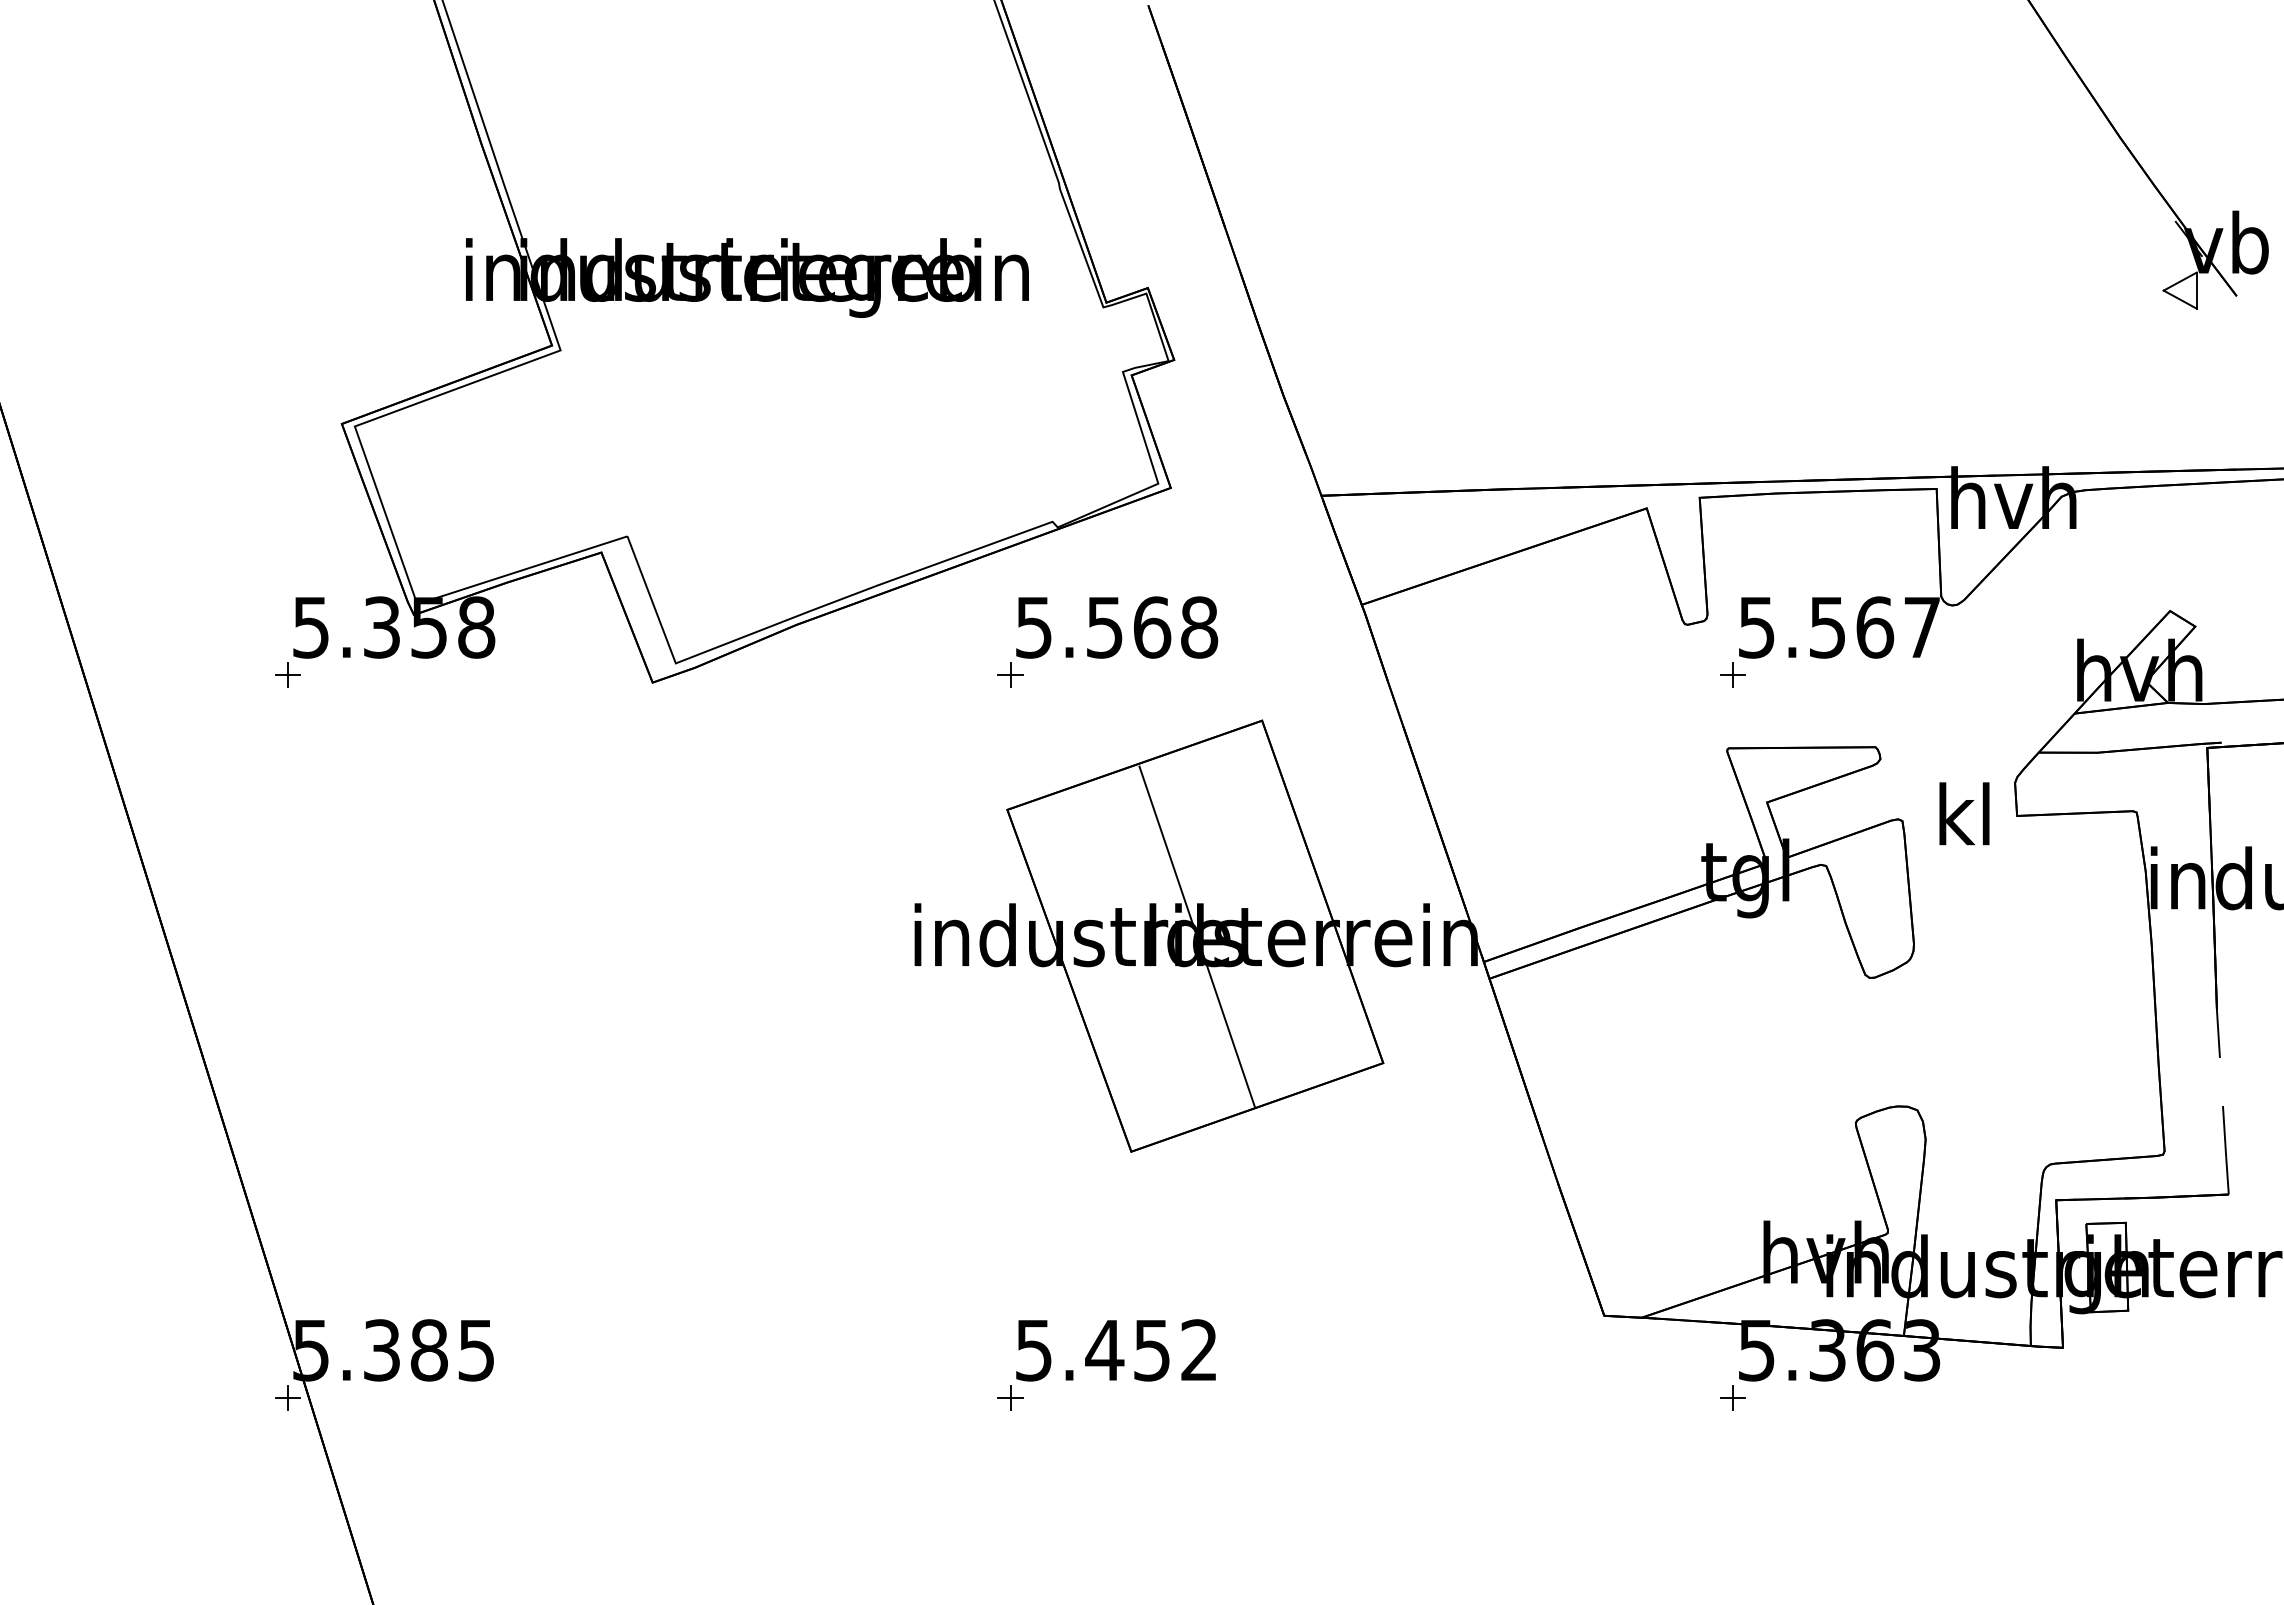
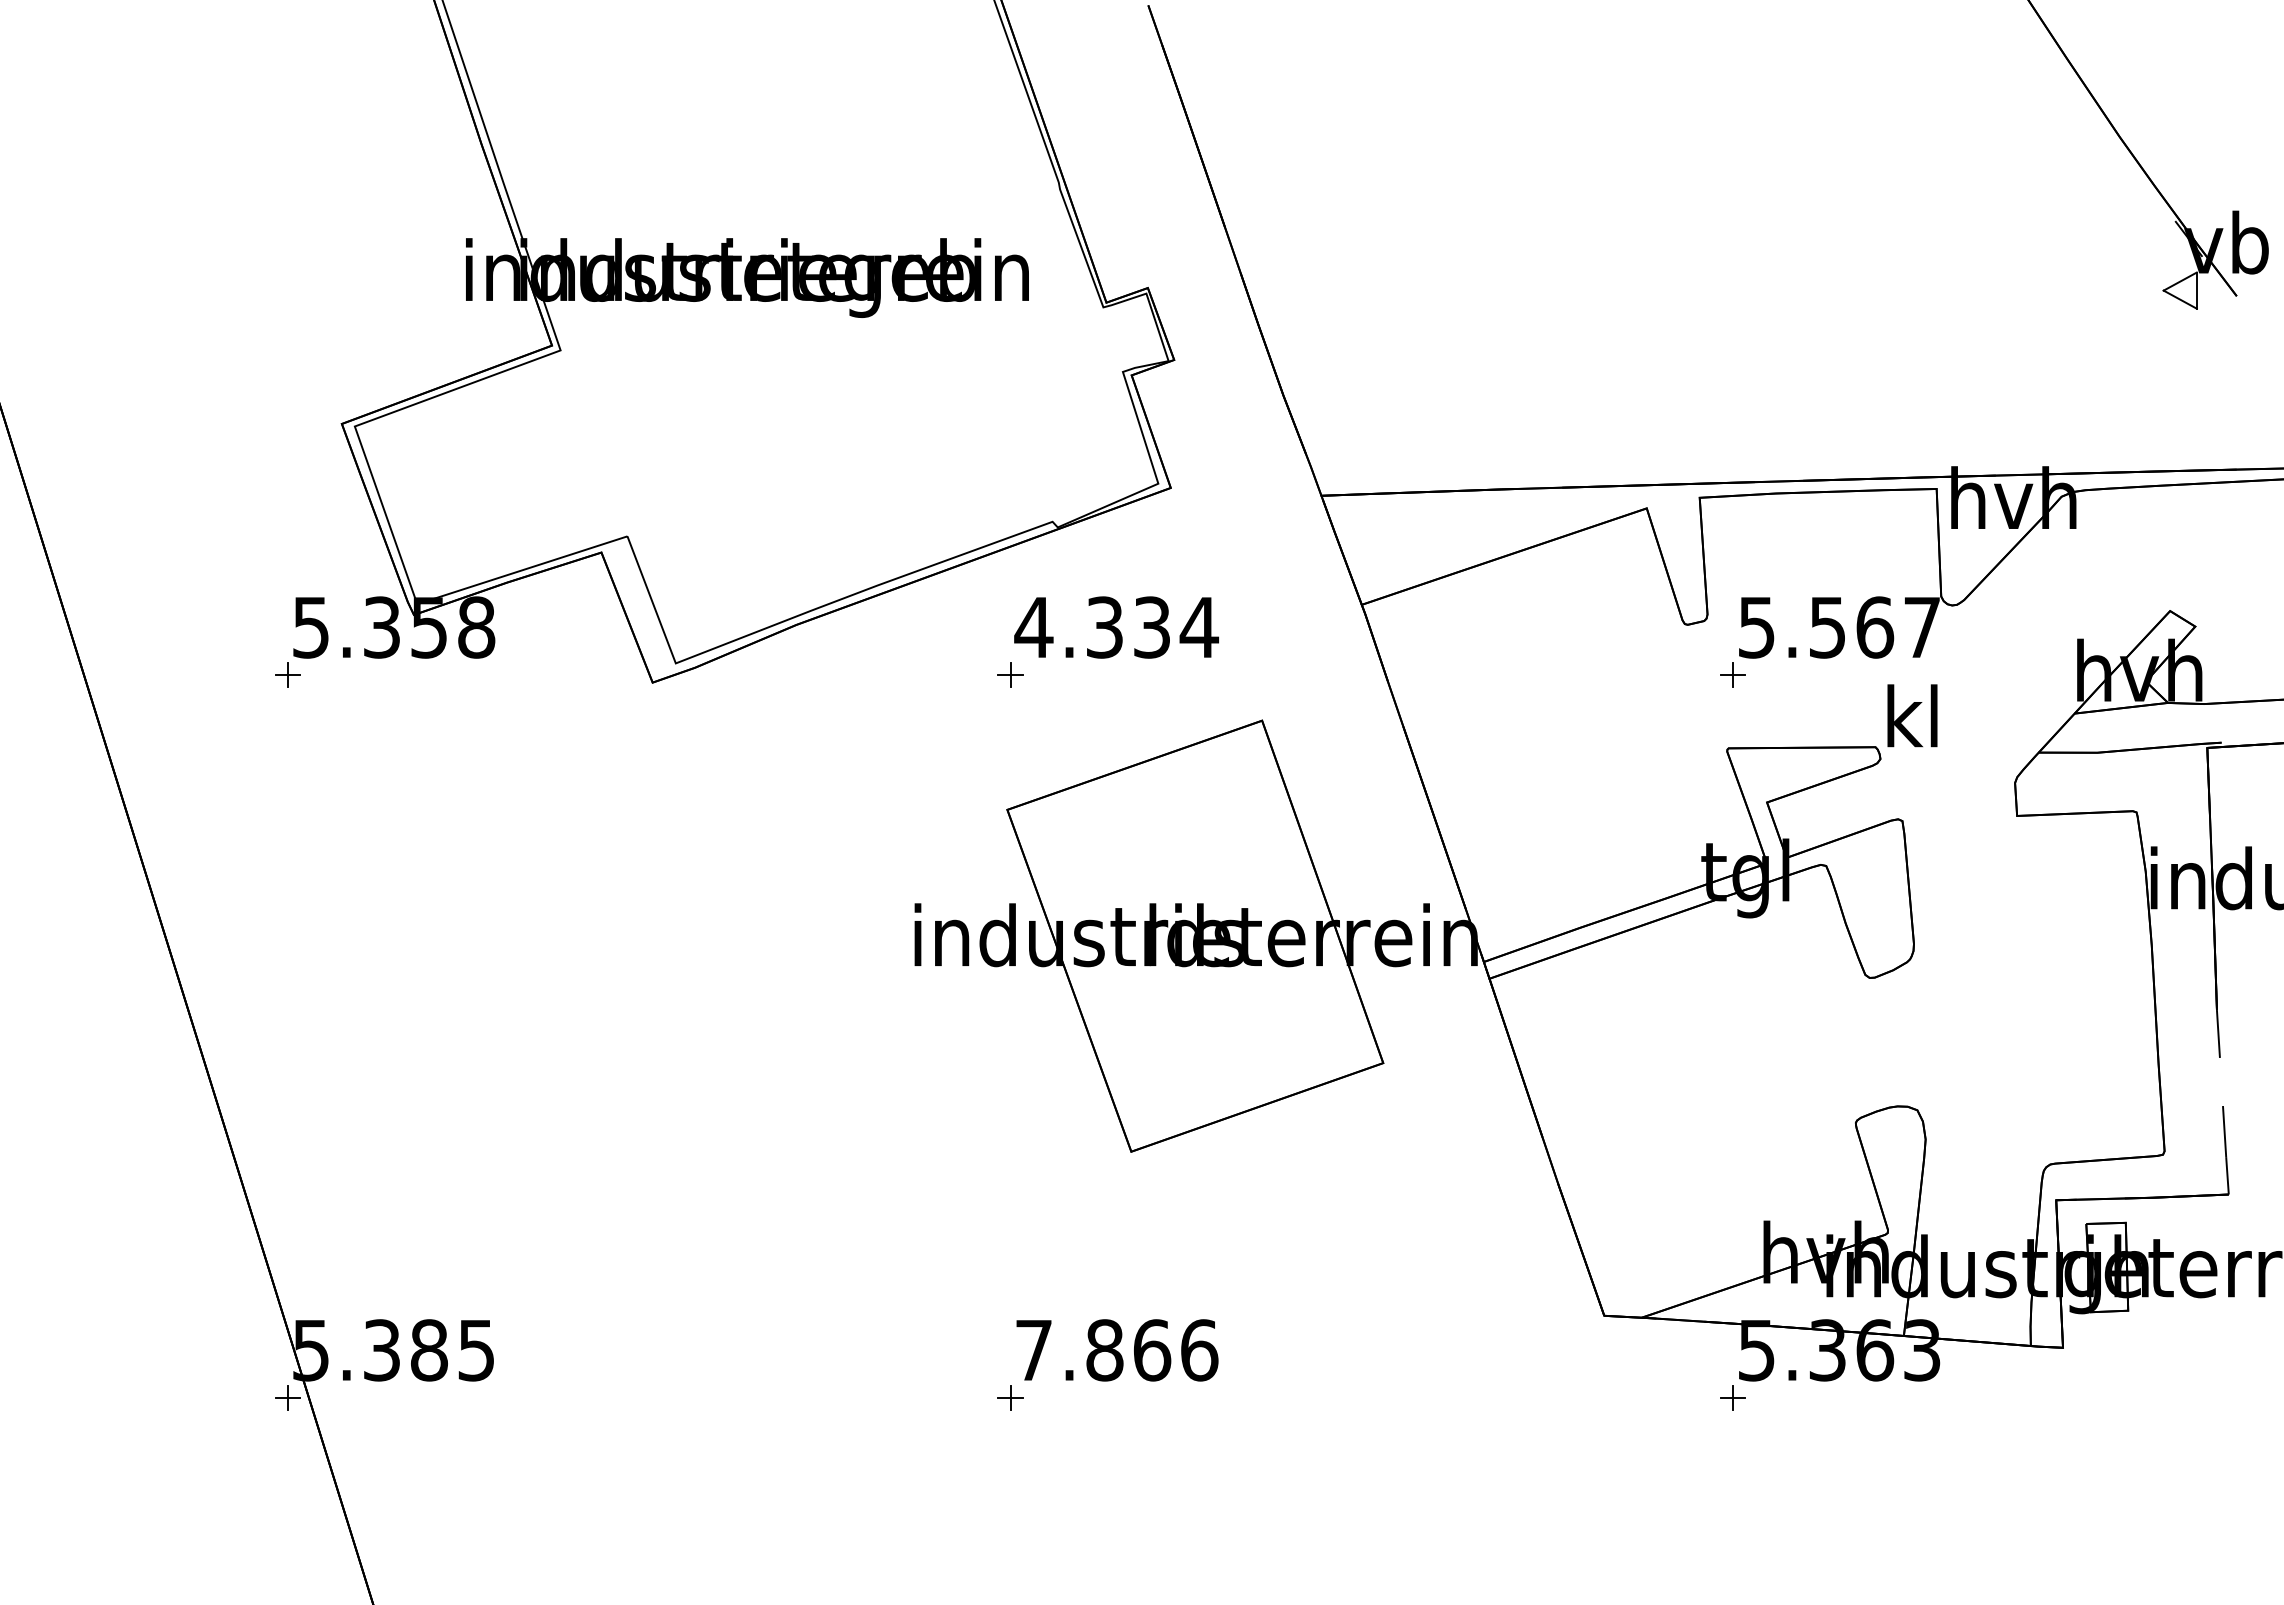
text: 5.568 -> 4.334 (1116, 627)
text position: (1964, 813) -> (1912, 715) (1912, 715)
line: present -> none (1197, 936)
text: 5.452 -> 7.866 (1117, 1350)
